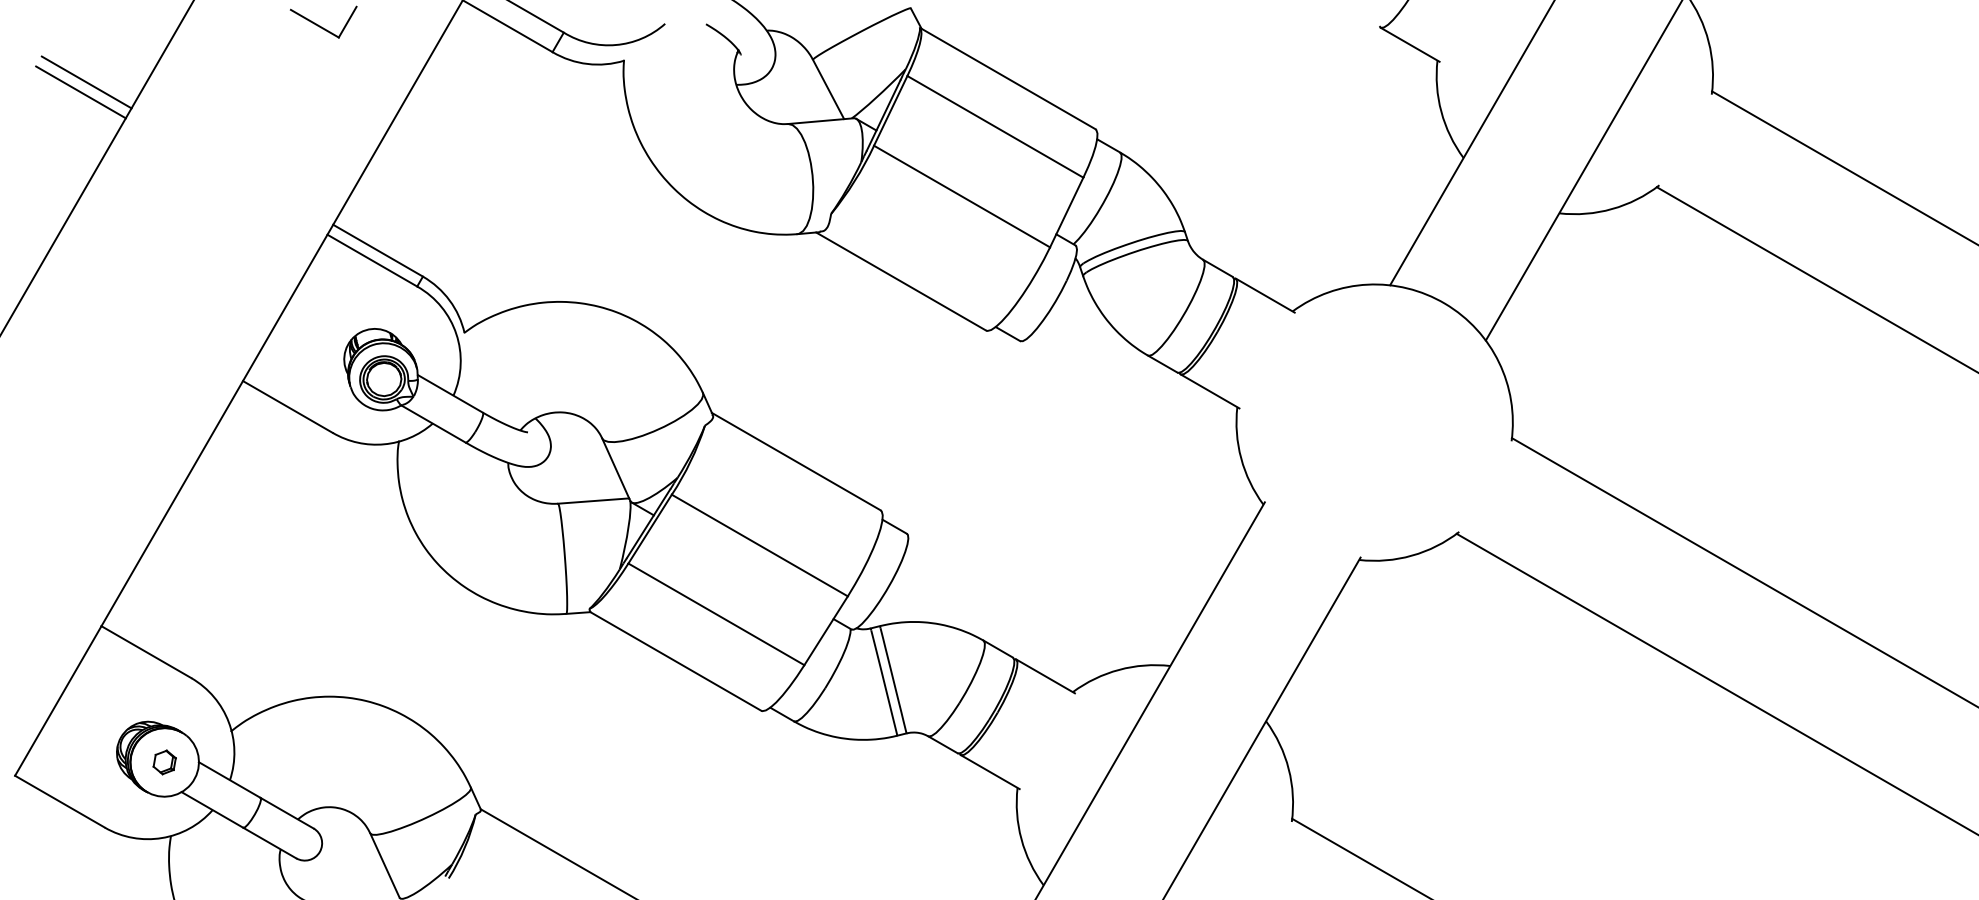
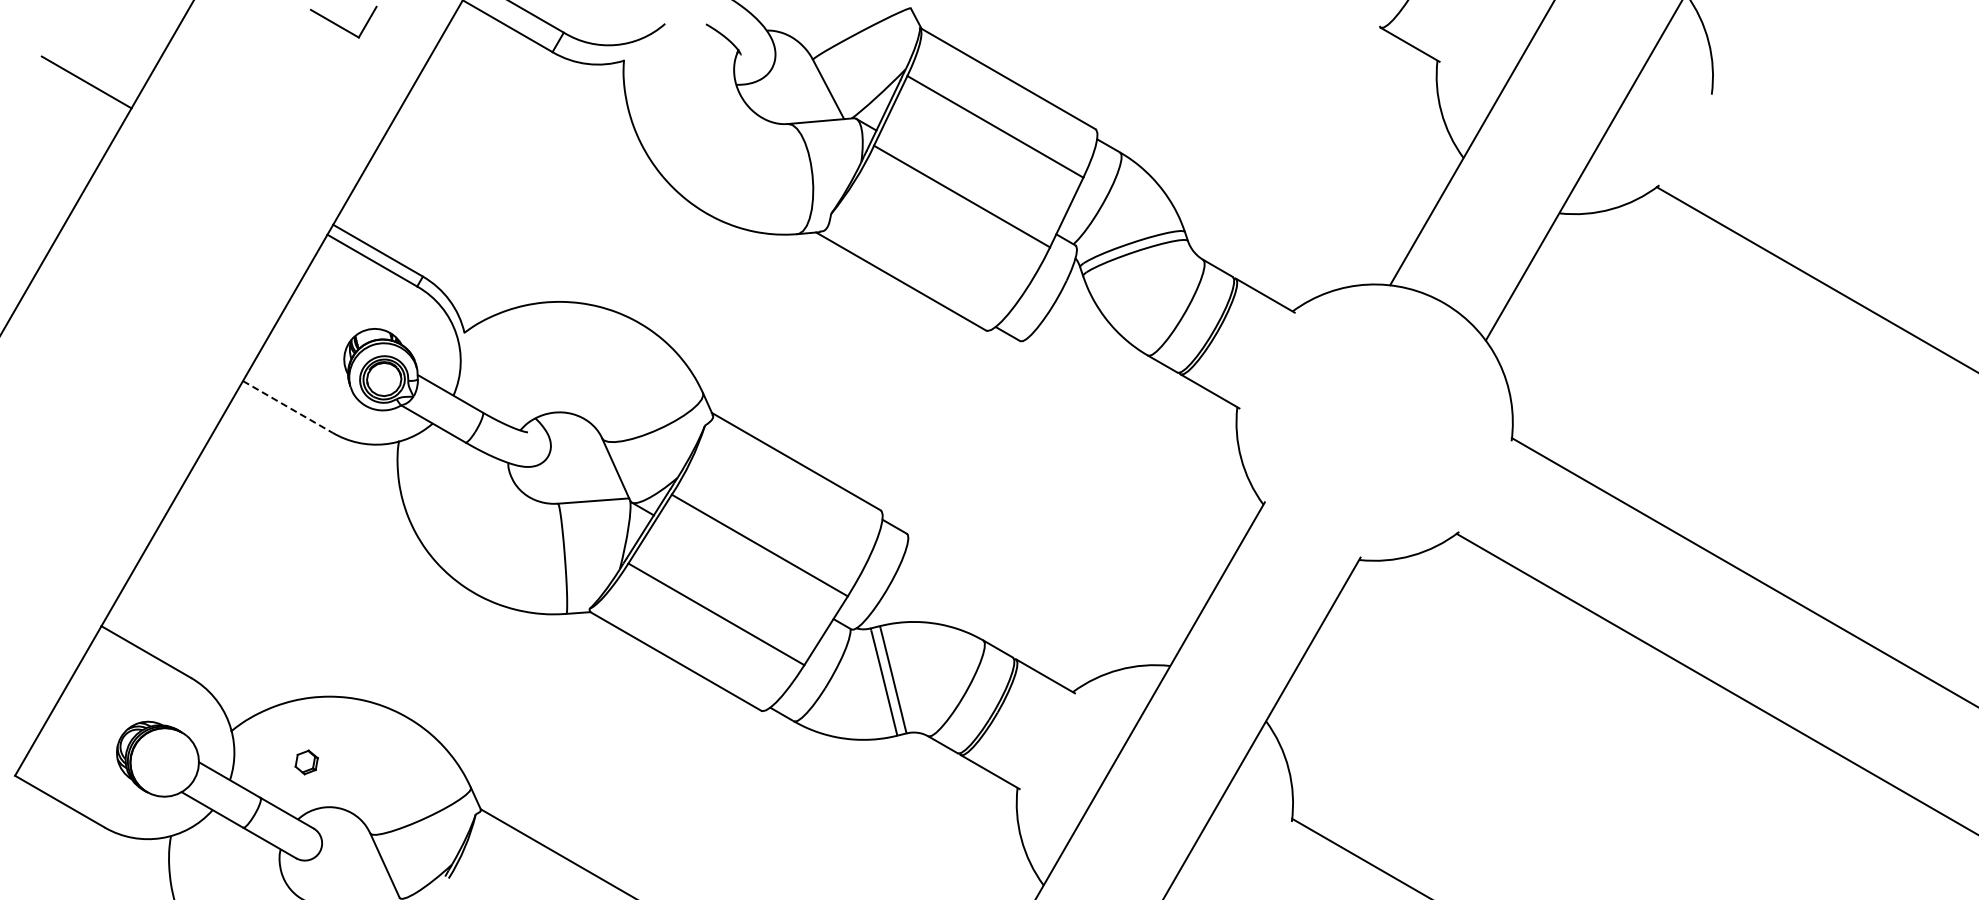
part position: (323, 21) -> (343, 21) (343, 21)
line: present -> none (80, 92)
line: present -> none (1843, 167)
line: solid -> dashed (287, 406)
part position: (164, 762) -> (306, 762) (306, 762)
